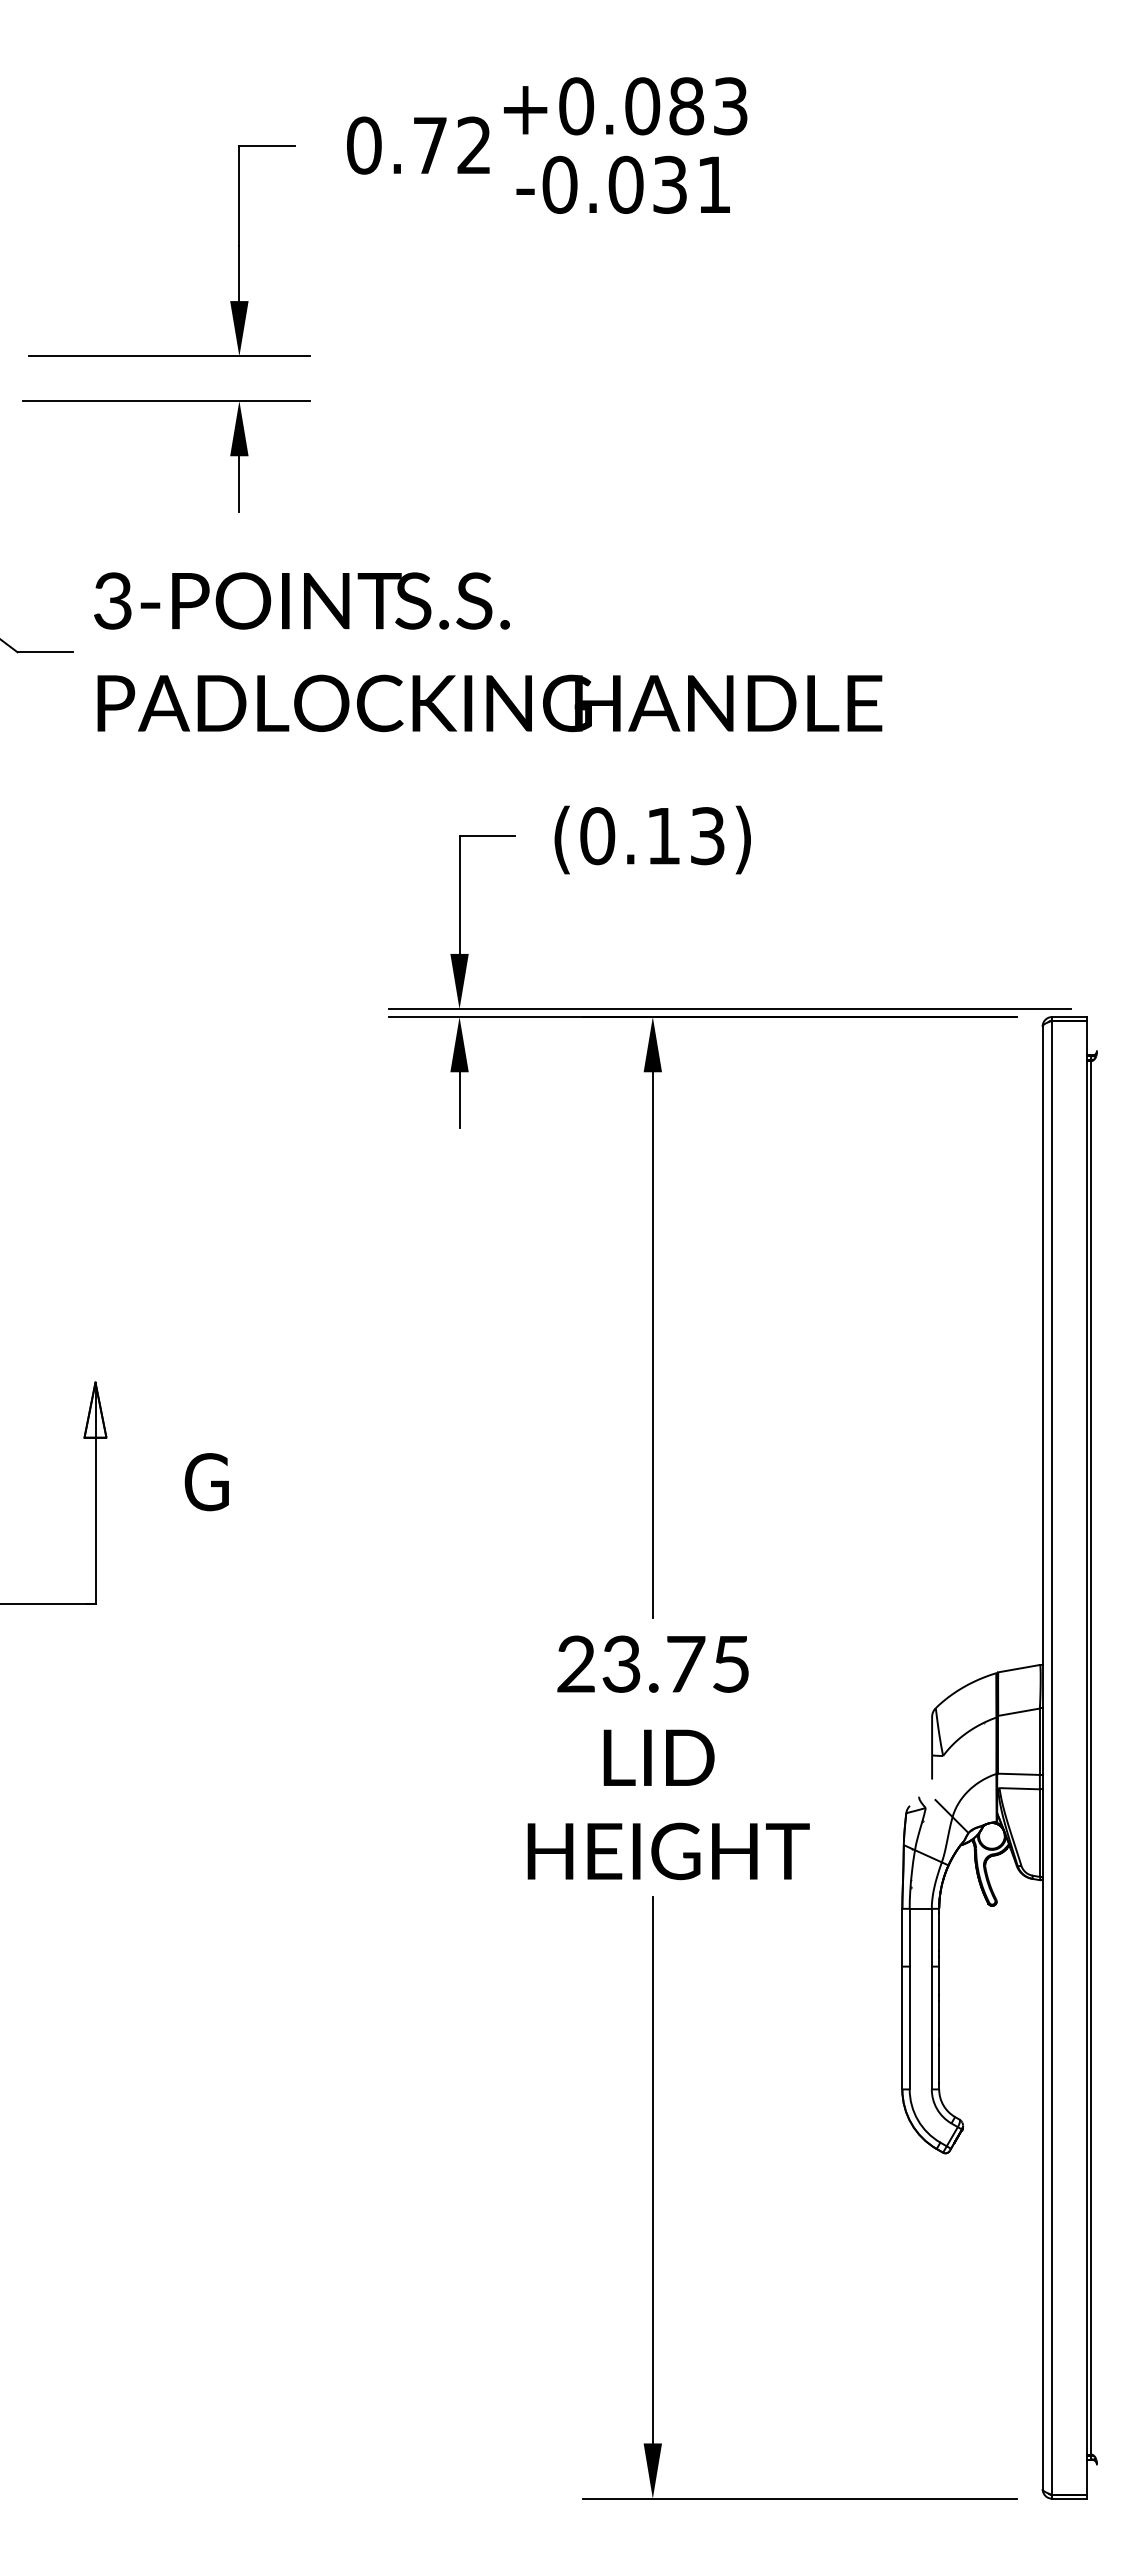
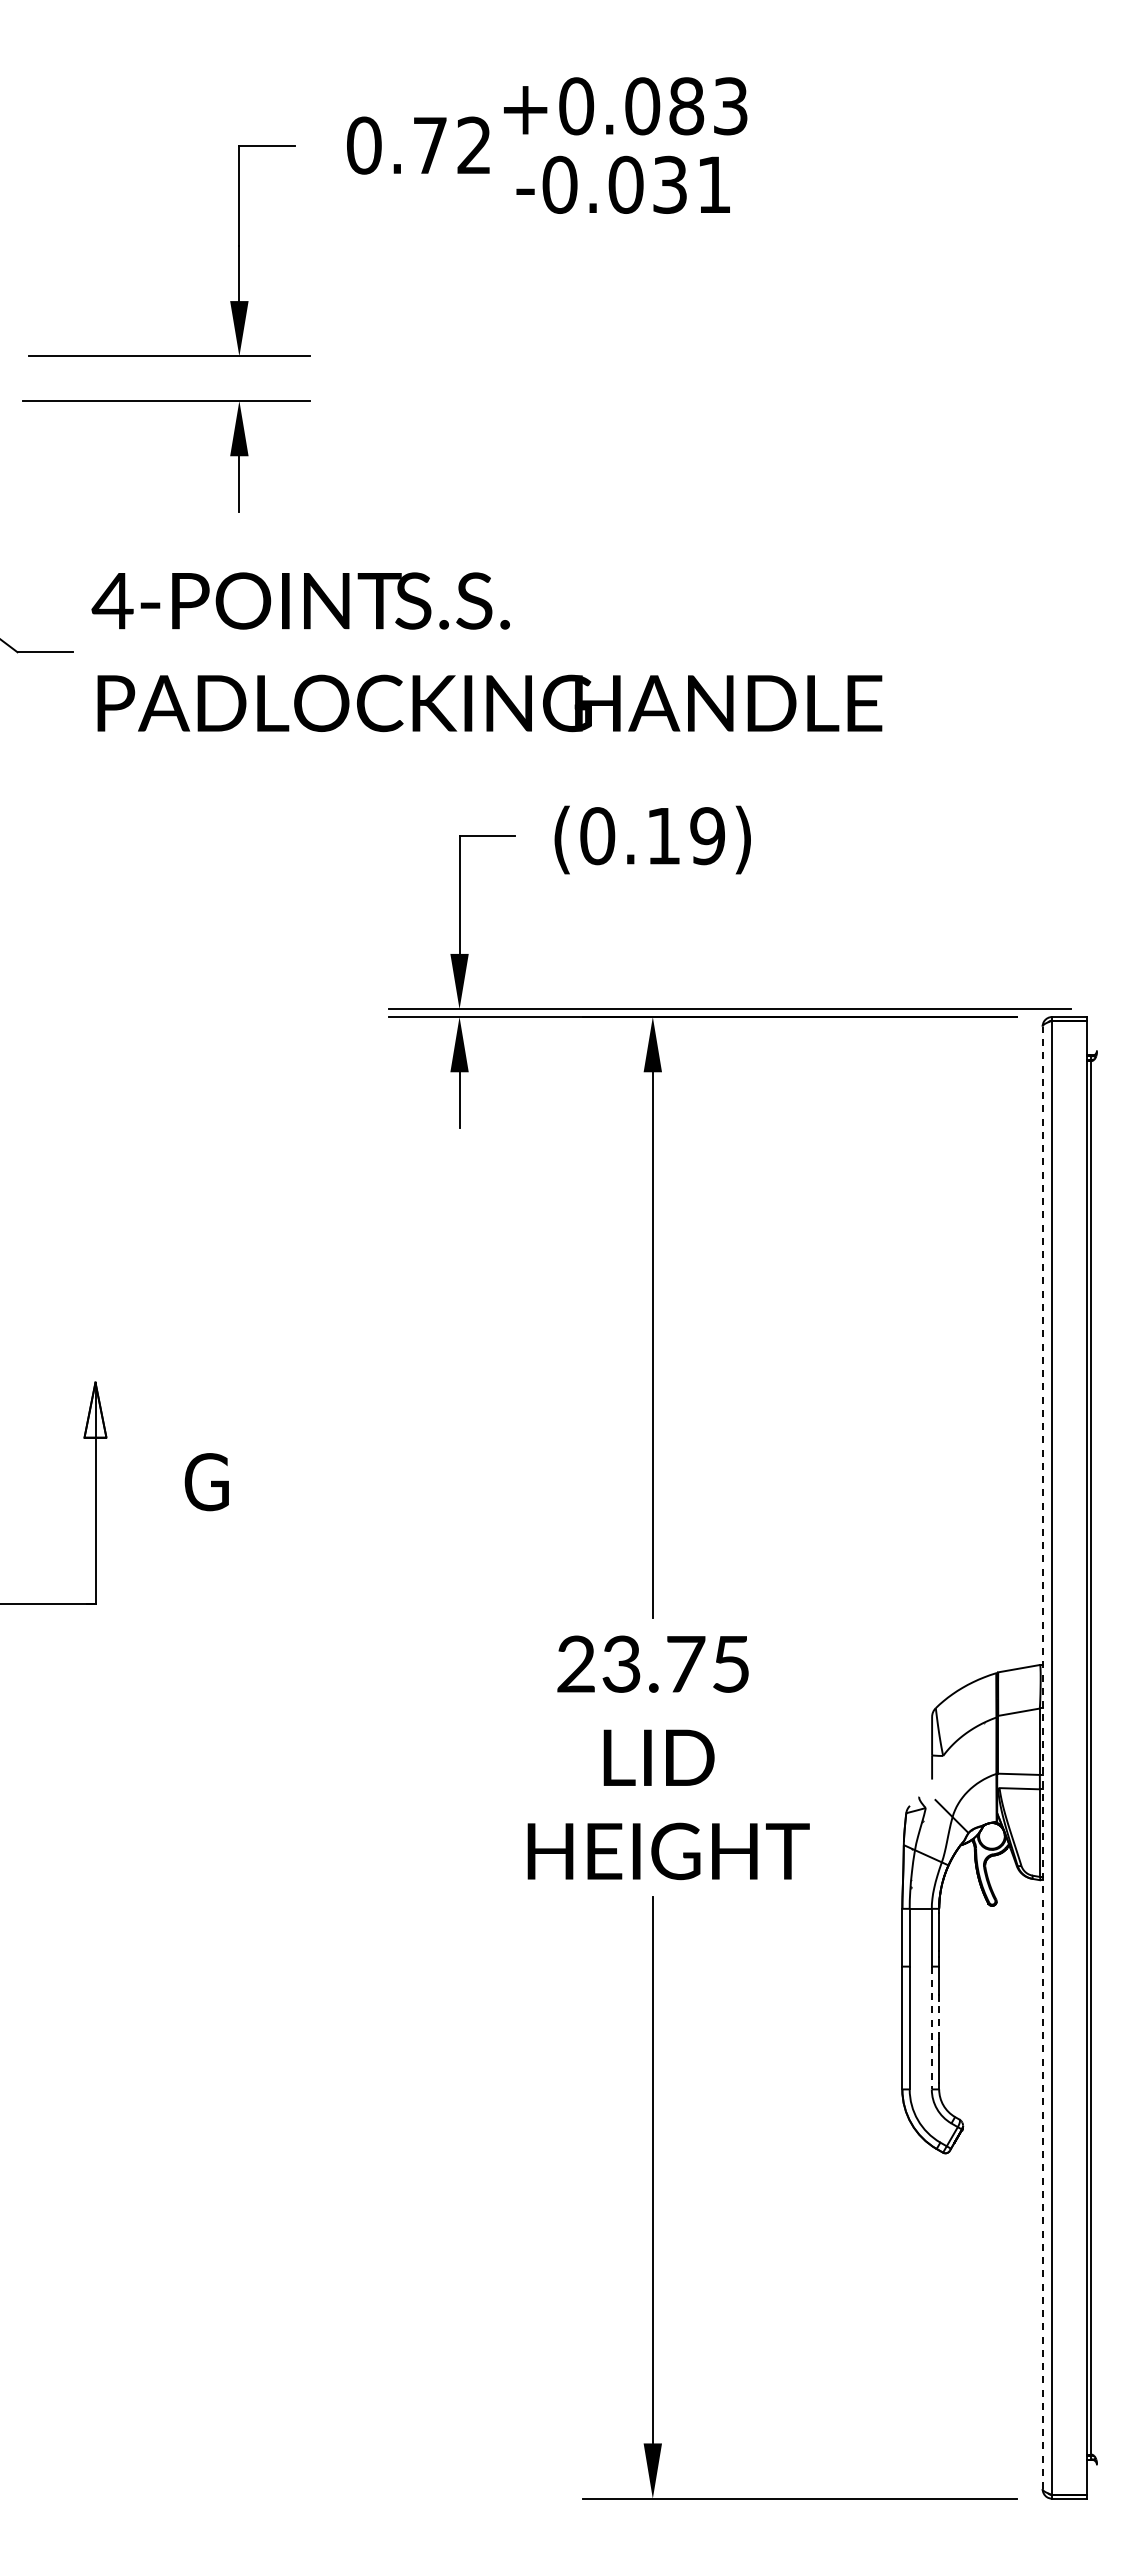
text: 3-POINT -> 4-POINT (112, 600)
text: (0.13) -> (0.19) (707, 836)
line: solid -> dashed (1042, 1757)
line: solid -> dashed (939, 2019)
line: solid -> dashed (931, 2028)
